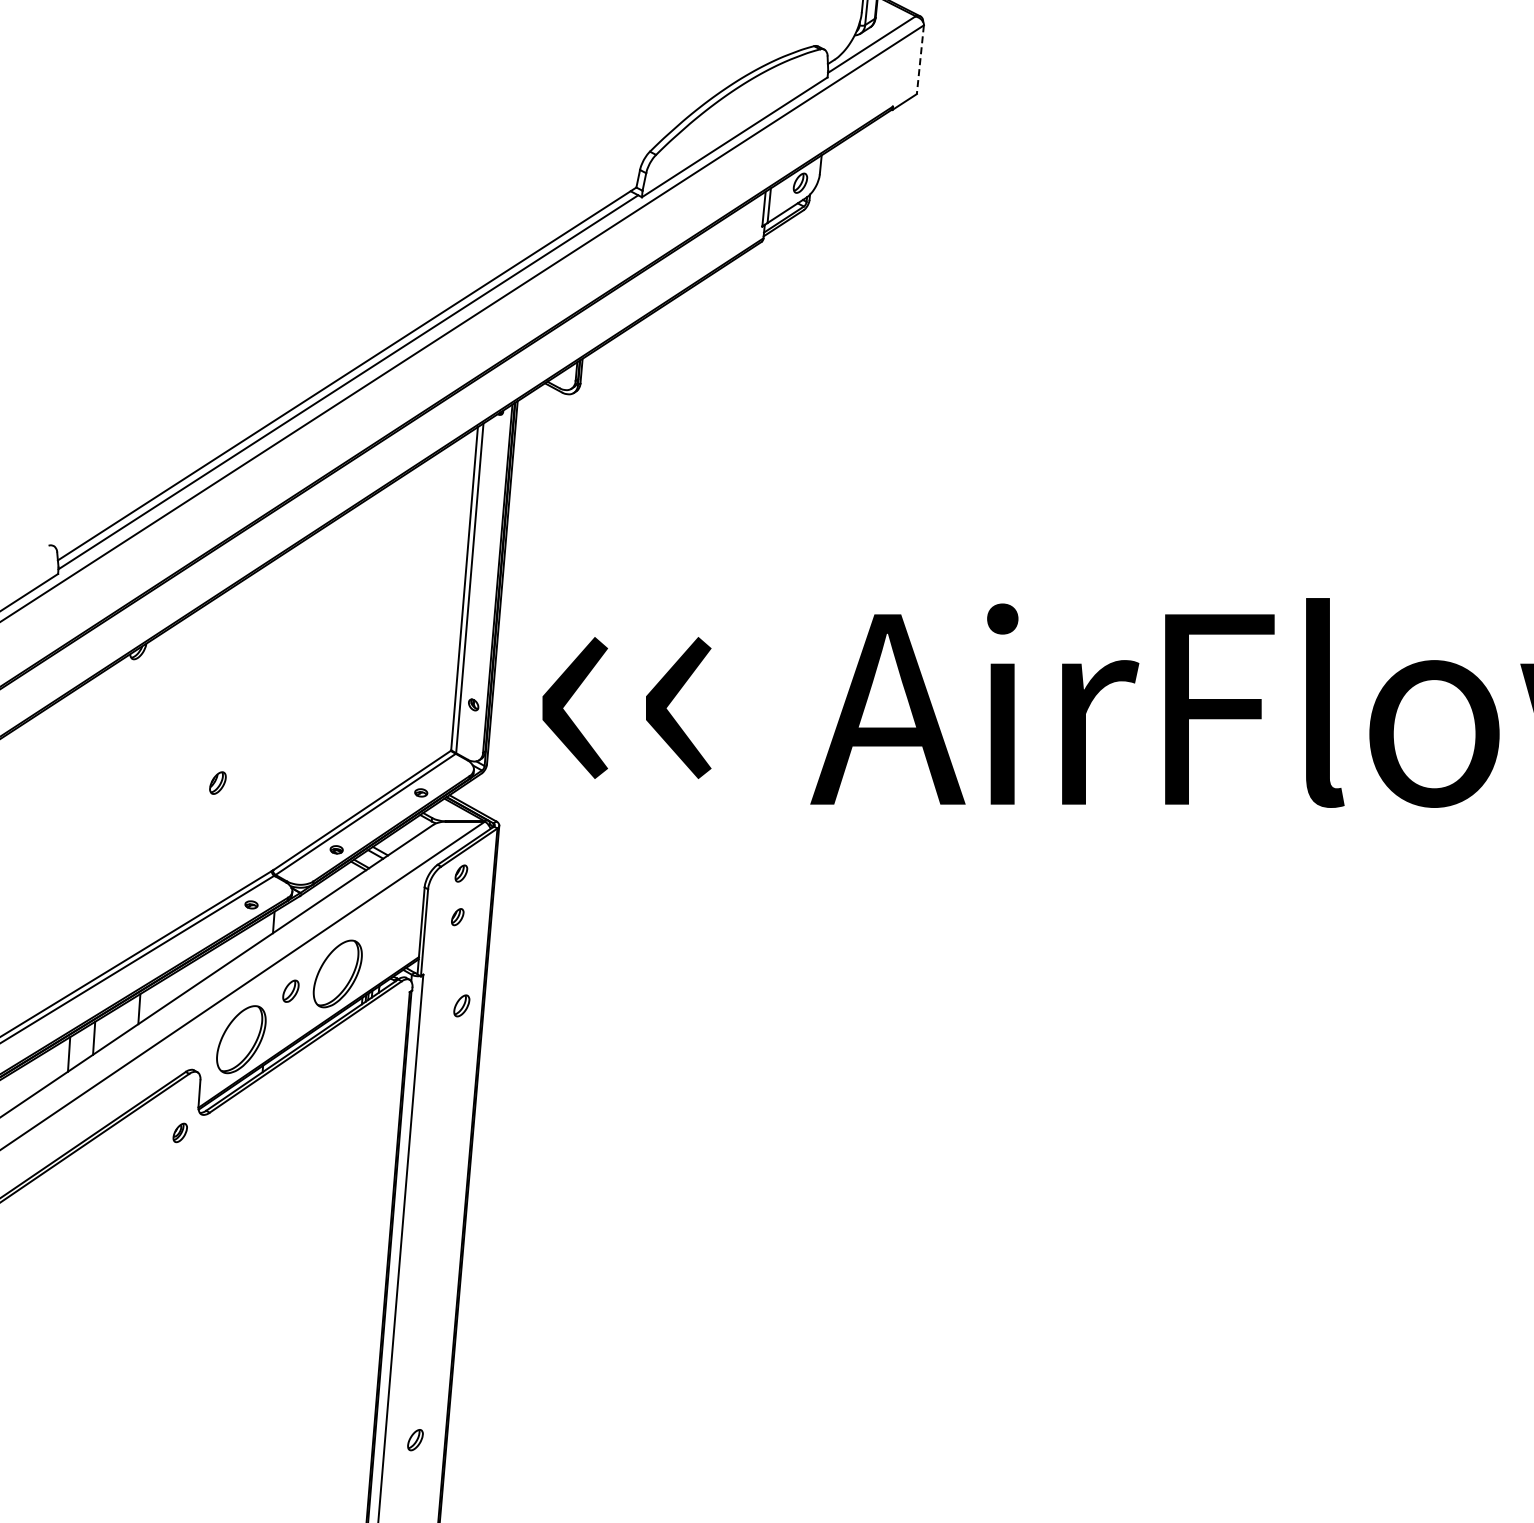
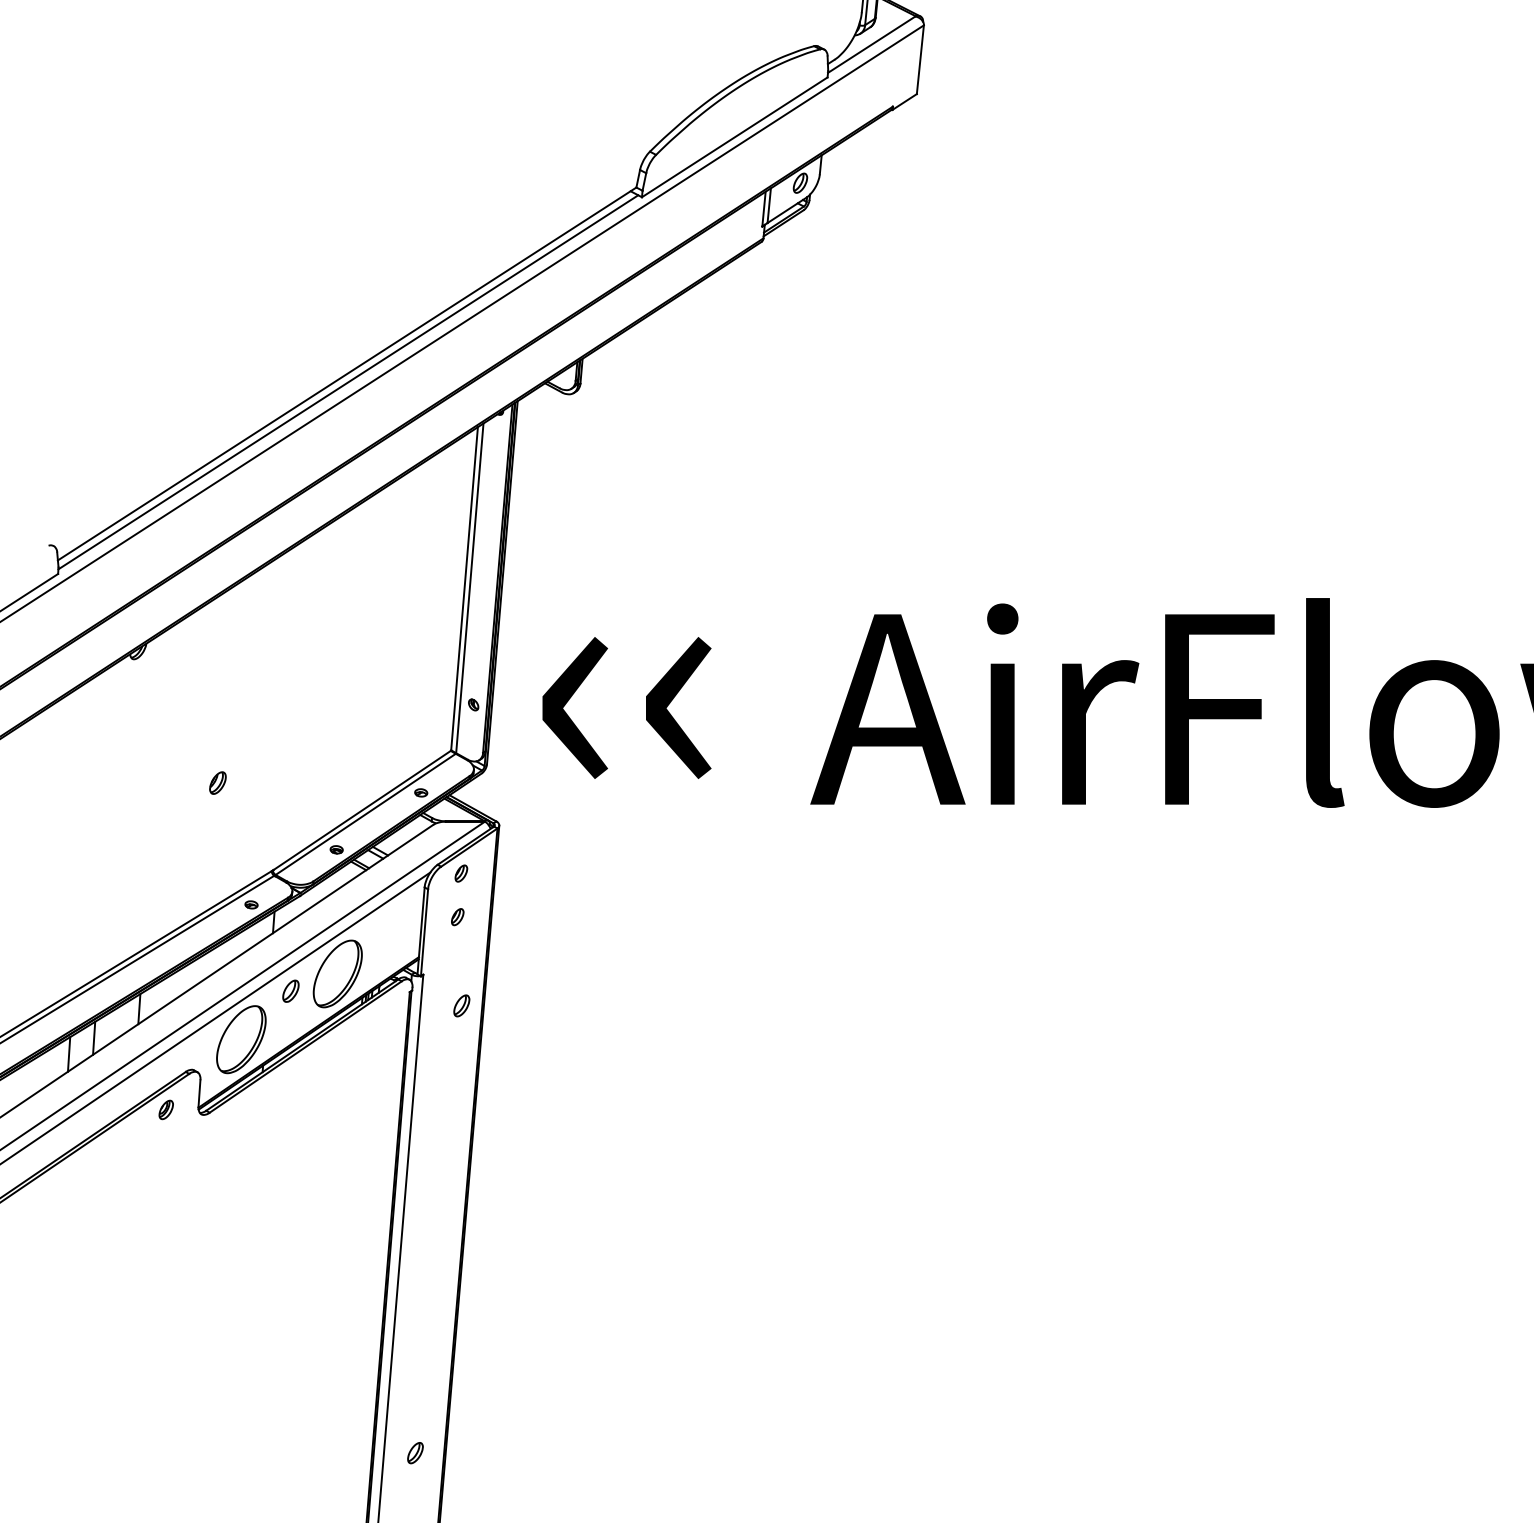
line: dashed -> solid (920, 59)
line: none -> present (216, 1017)
part position: (179, 1132) -> (165, 1109) (165, 1109)
part position: (415, 1440) -> (415, 1453) (415, 1453)
